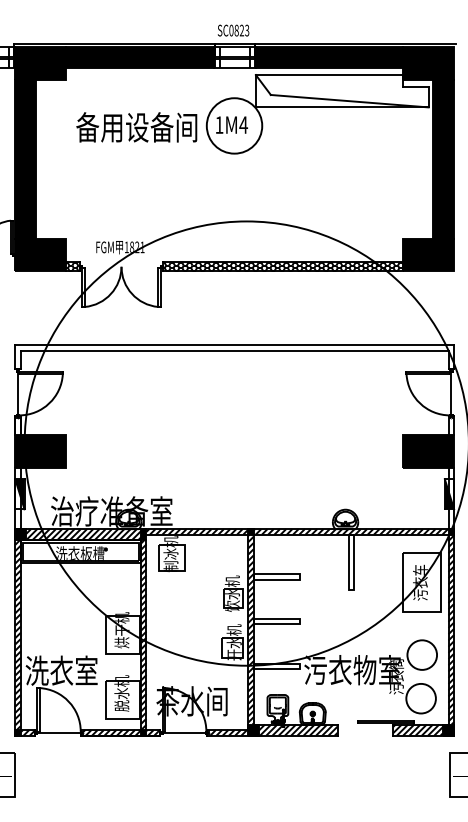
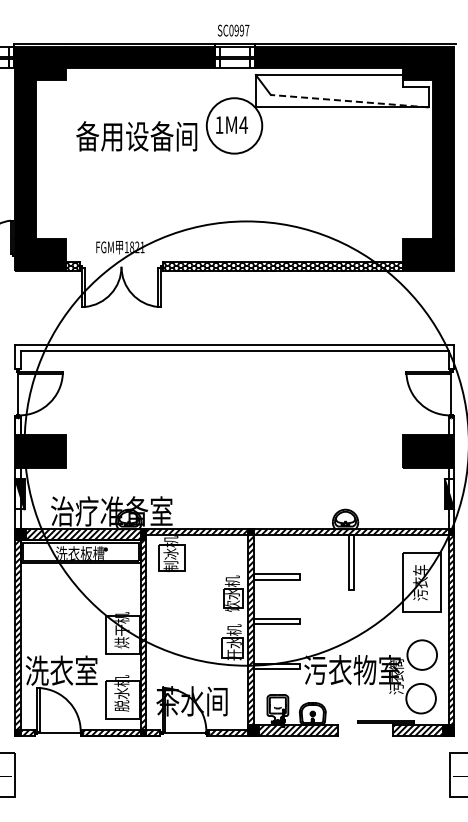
text: SC0823 -> SC0997 (241, 30)
line: solid -> dashed (349, 101)
text position: (136, 127) -> (136, 136) (136, 136)
